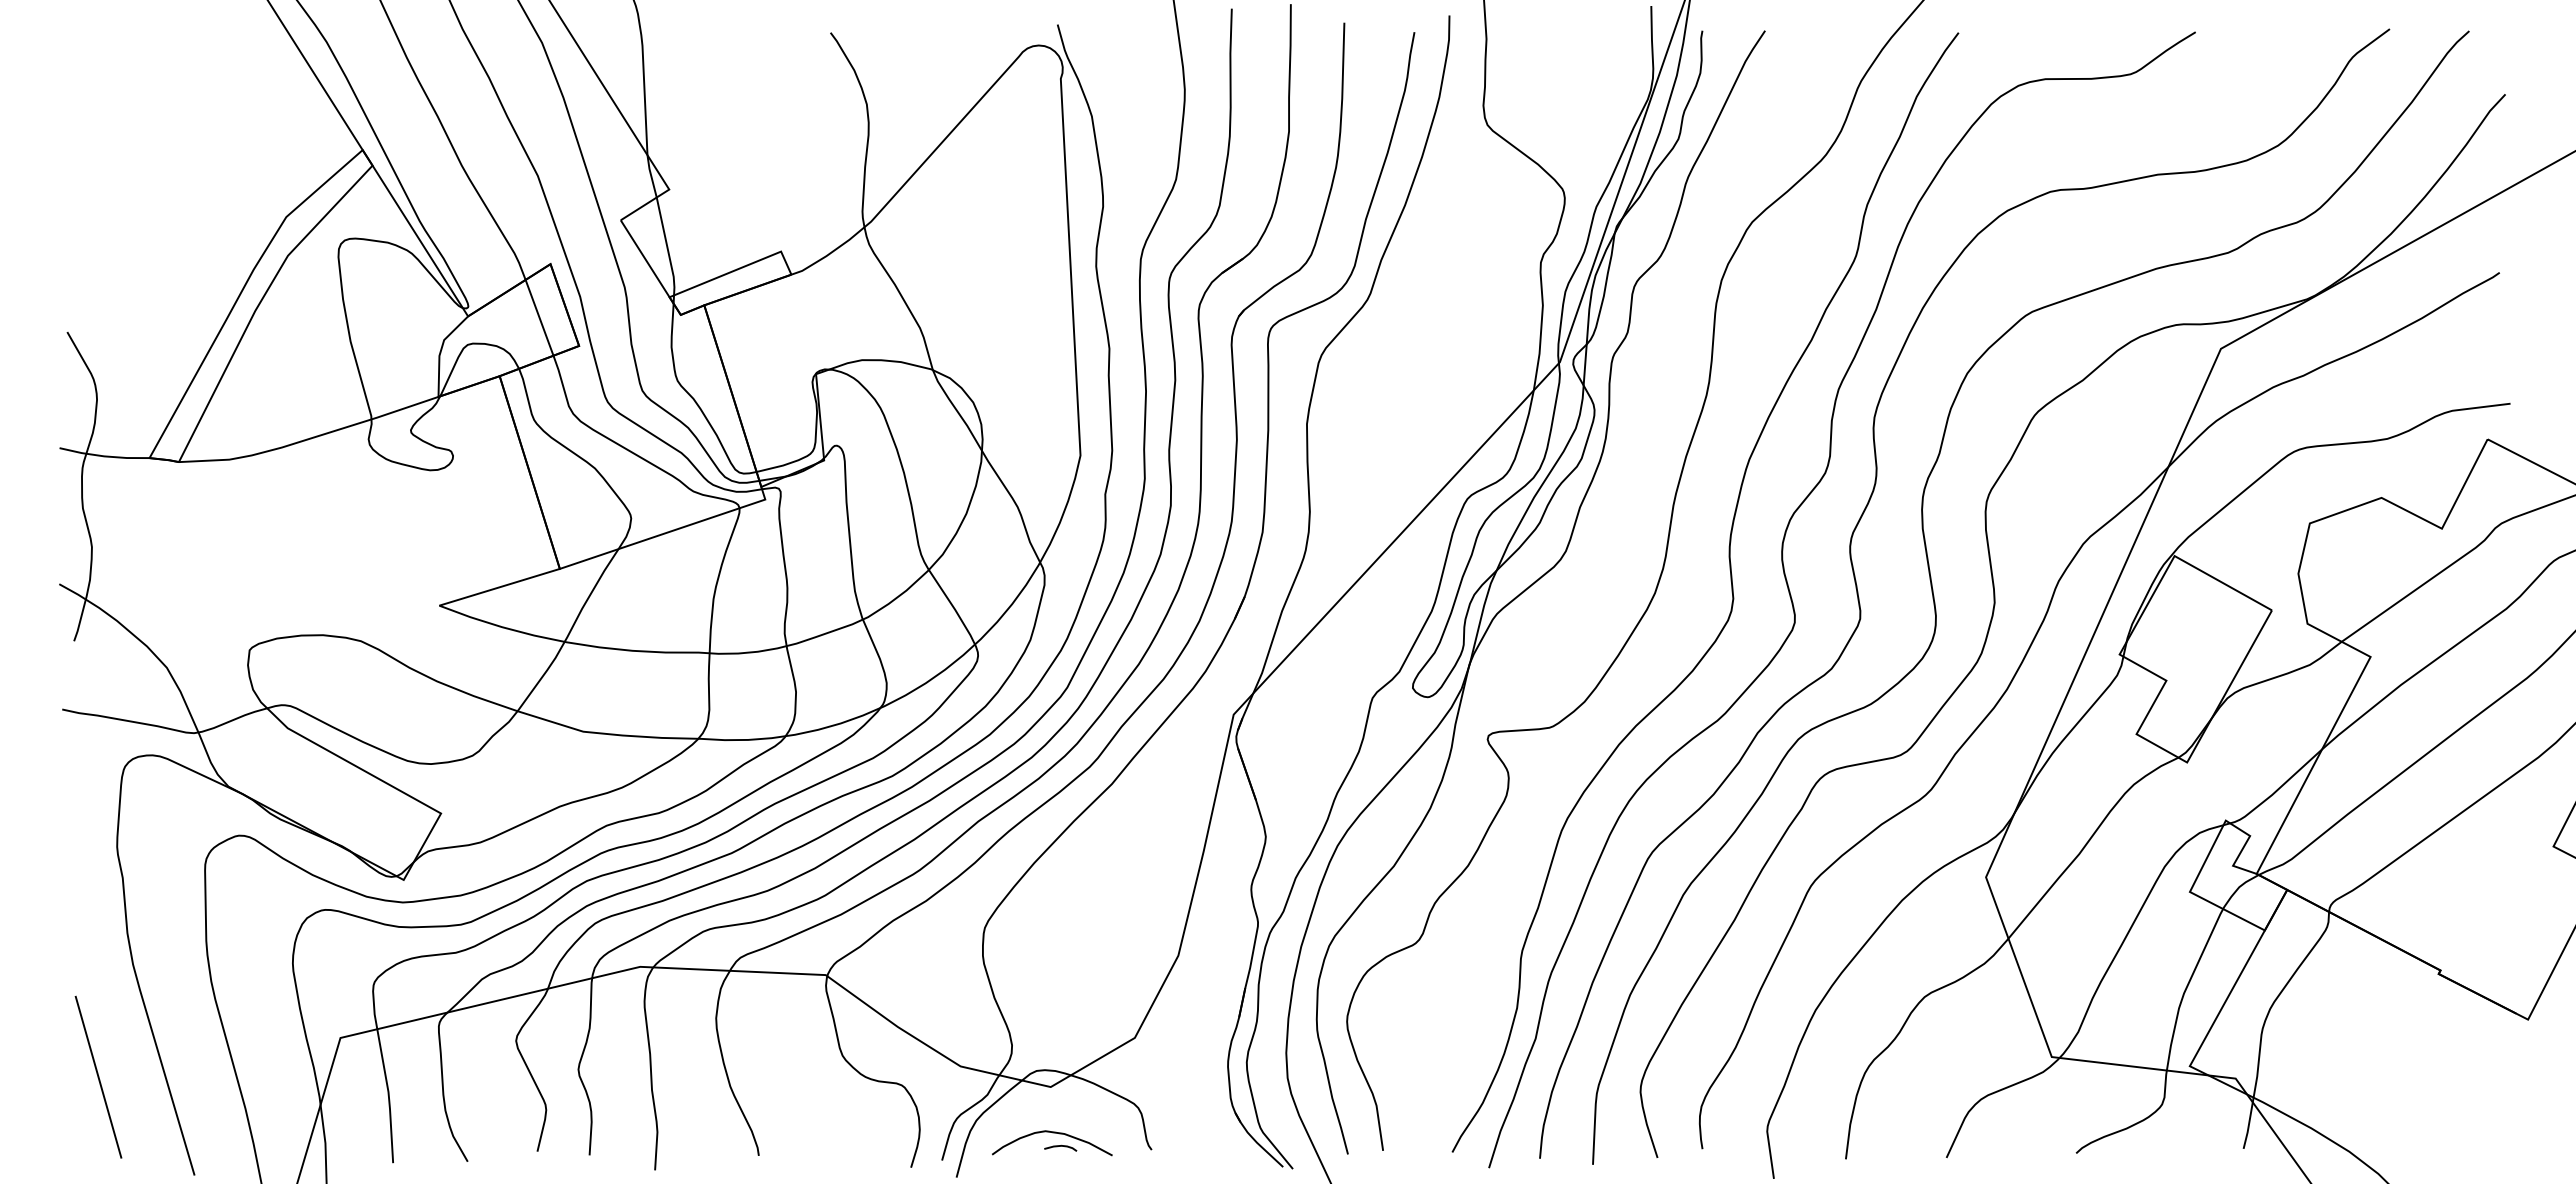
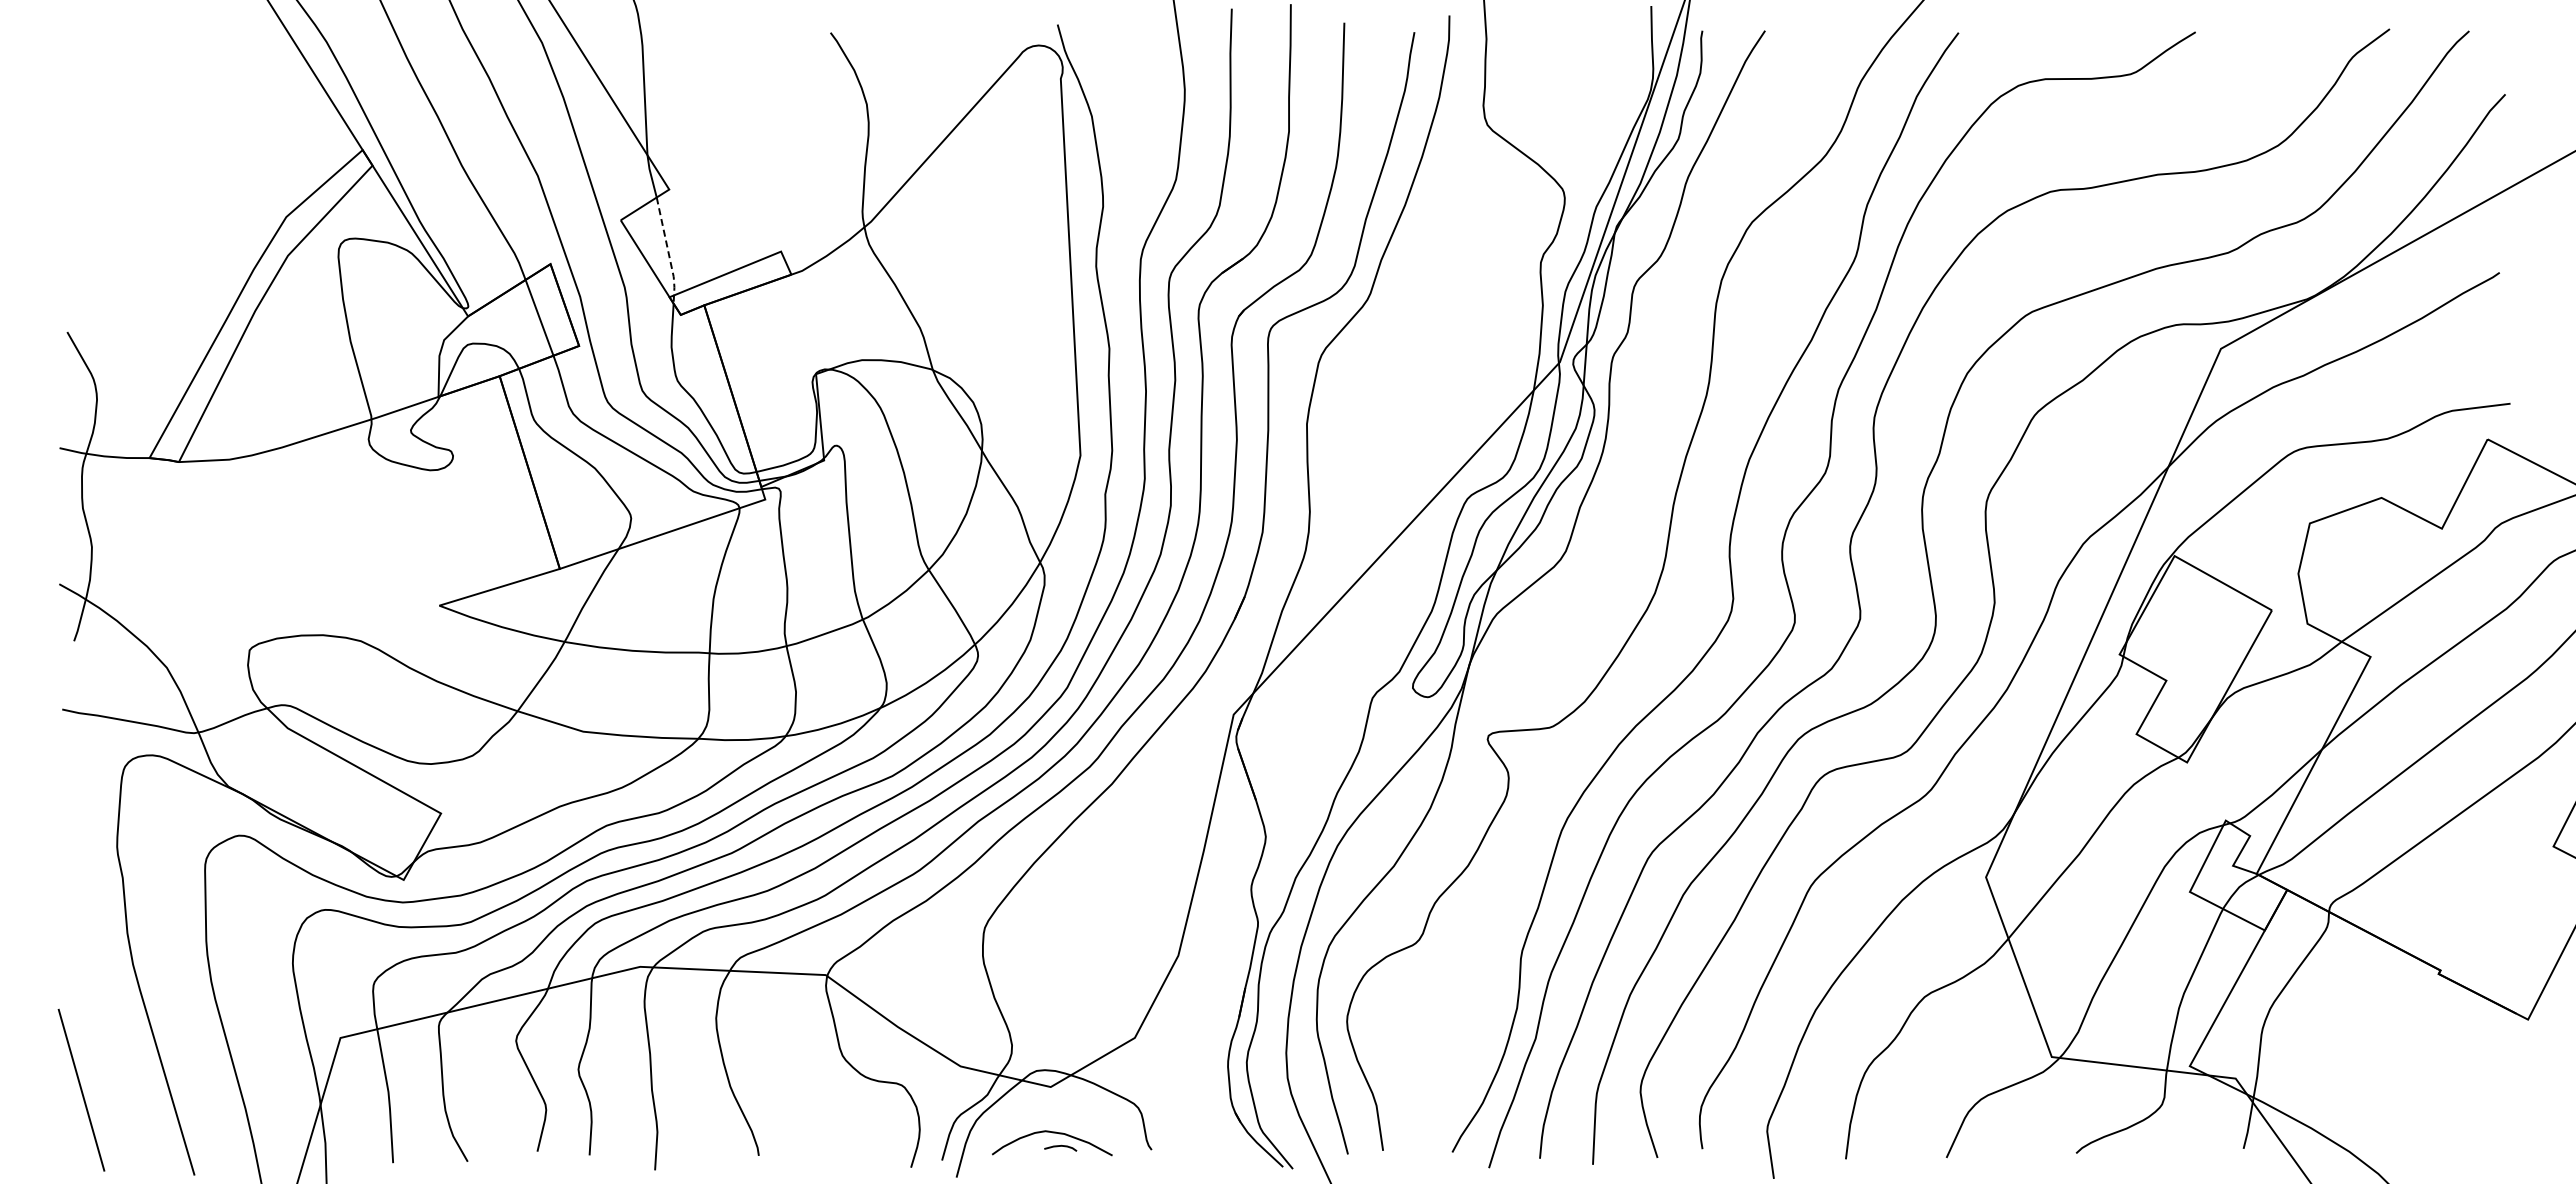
line: solid -> dashed (668, 251)
line position: (98, 1076) -> (81, 1089) (81, 1089)
